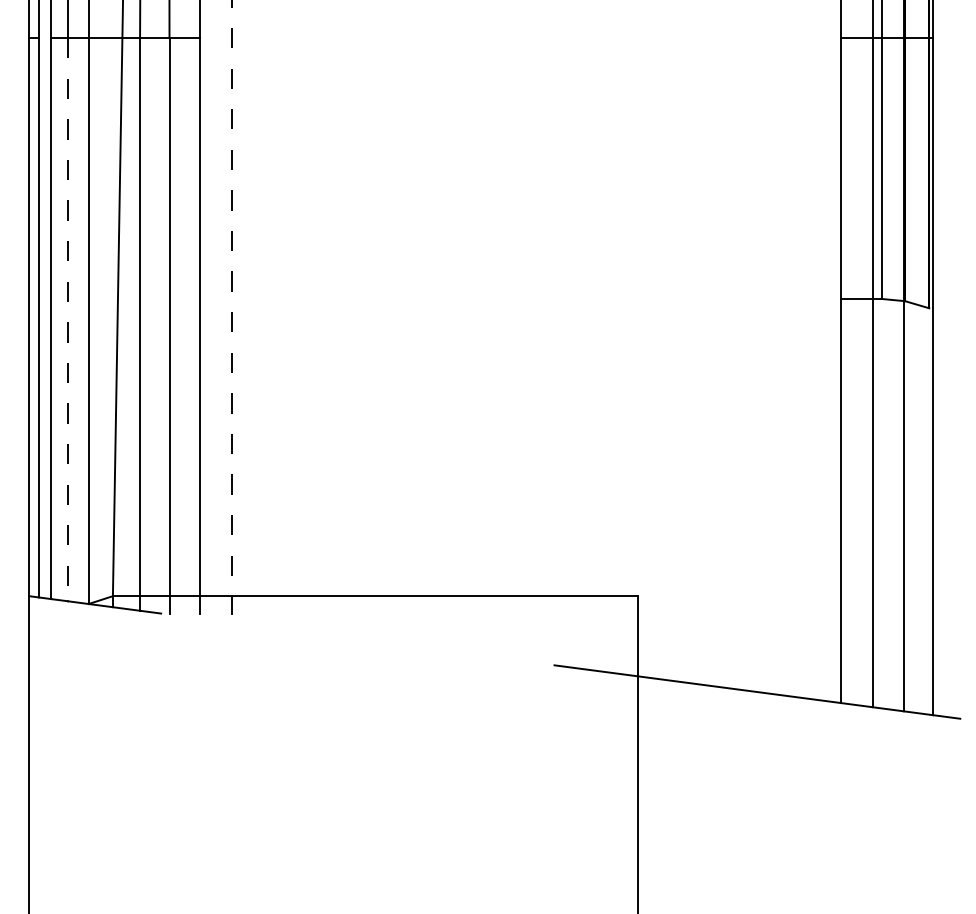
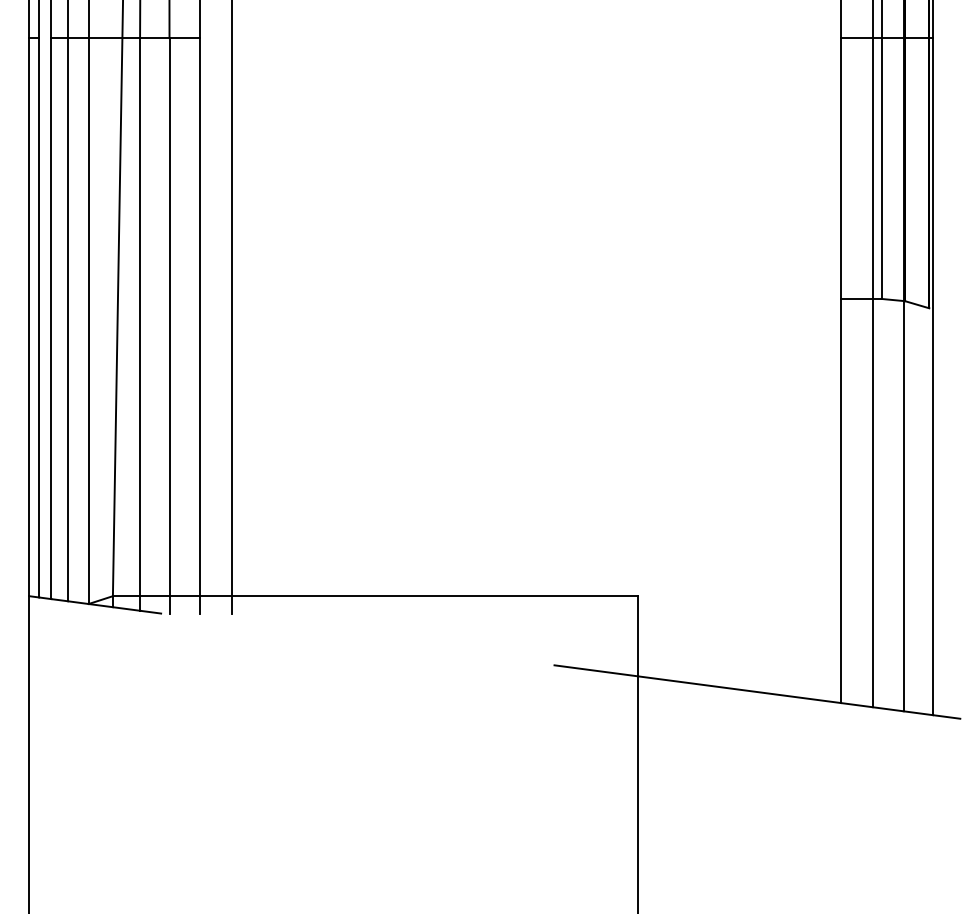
line: dashed -> solid (232, 298)
line: dashed -> solid (68, 319)
